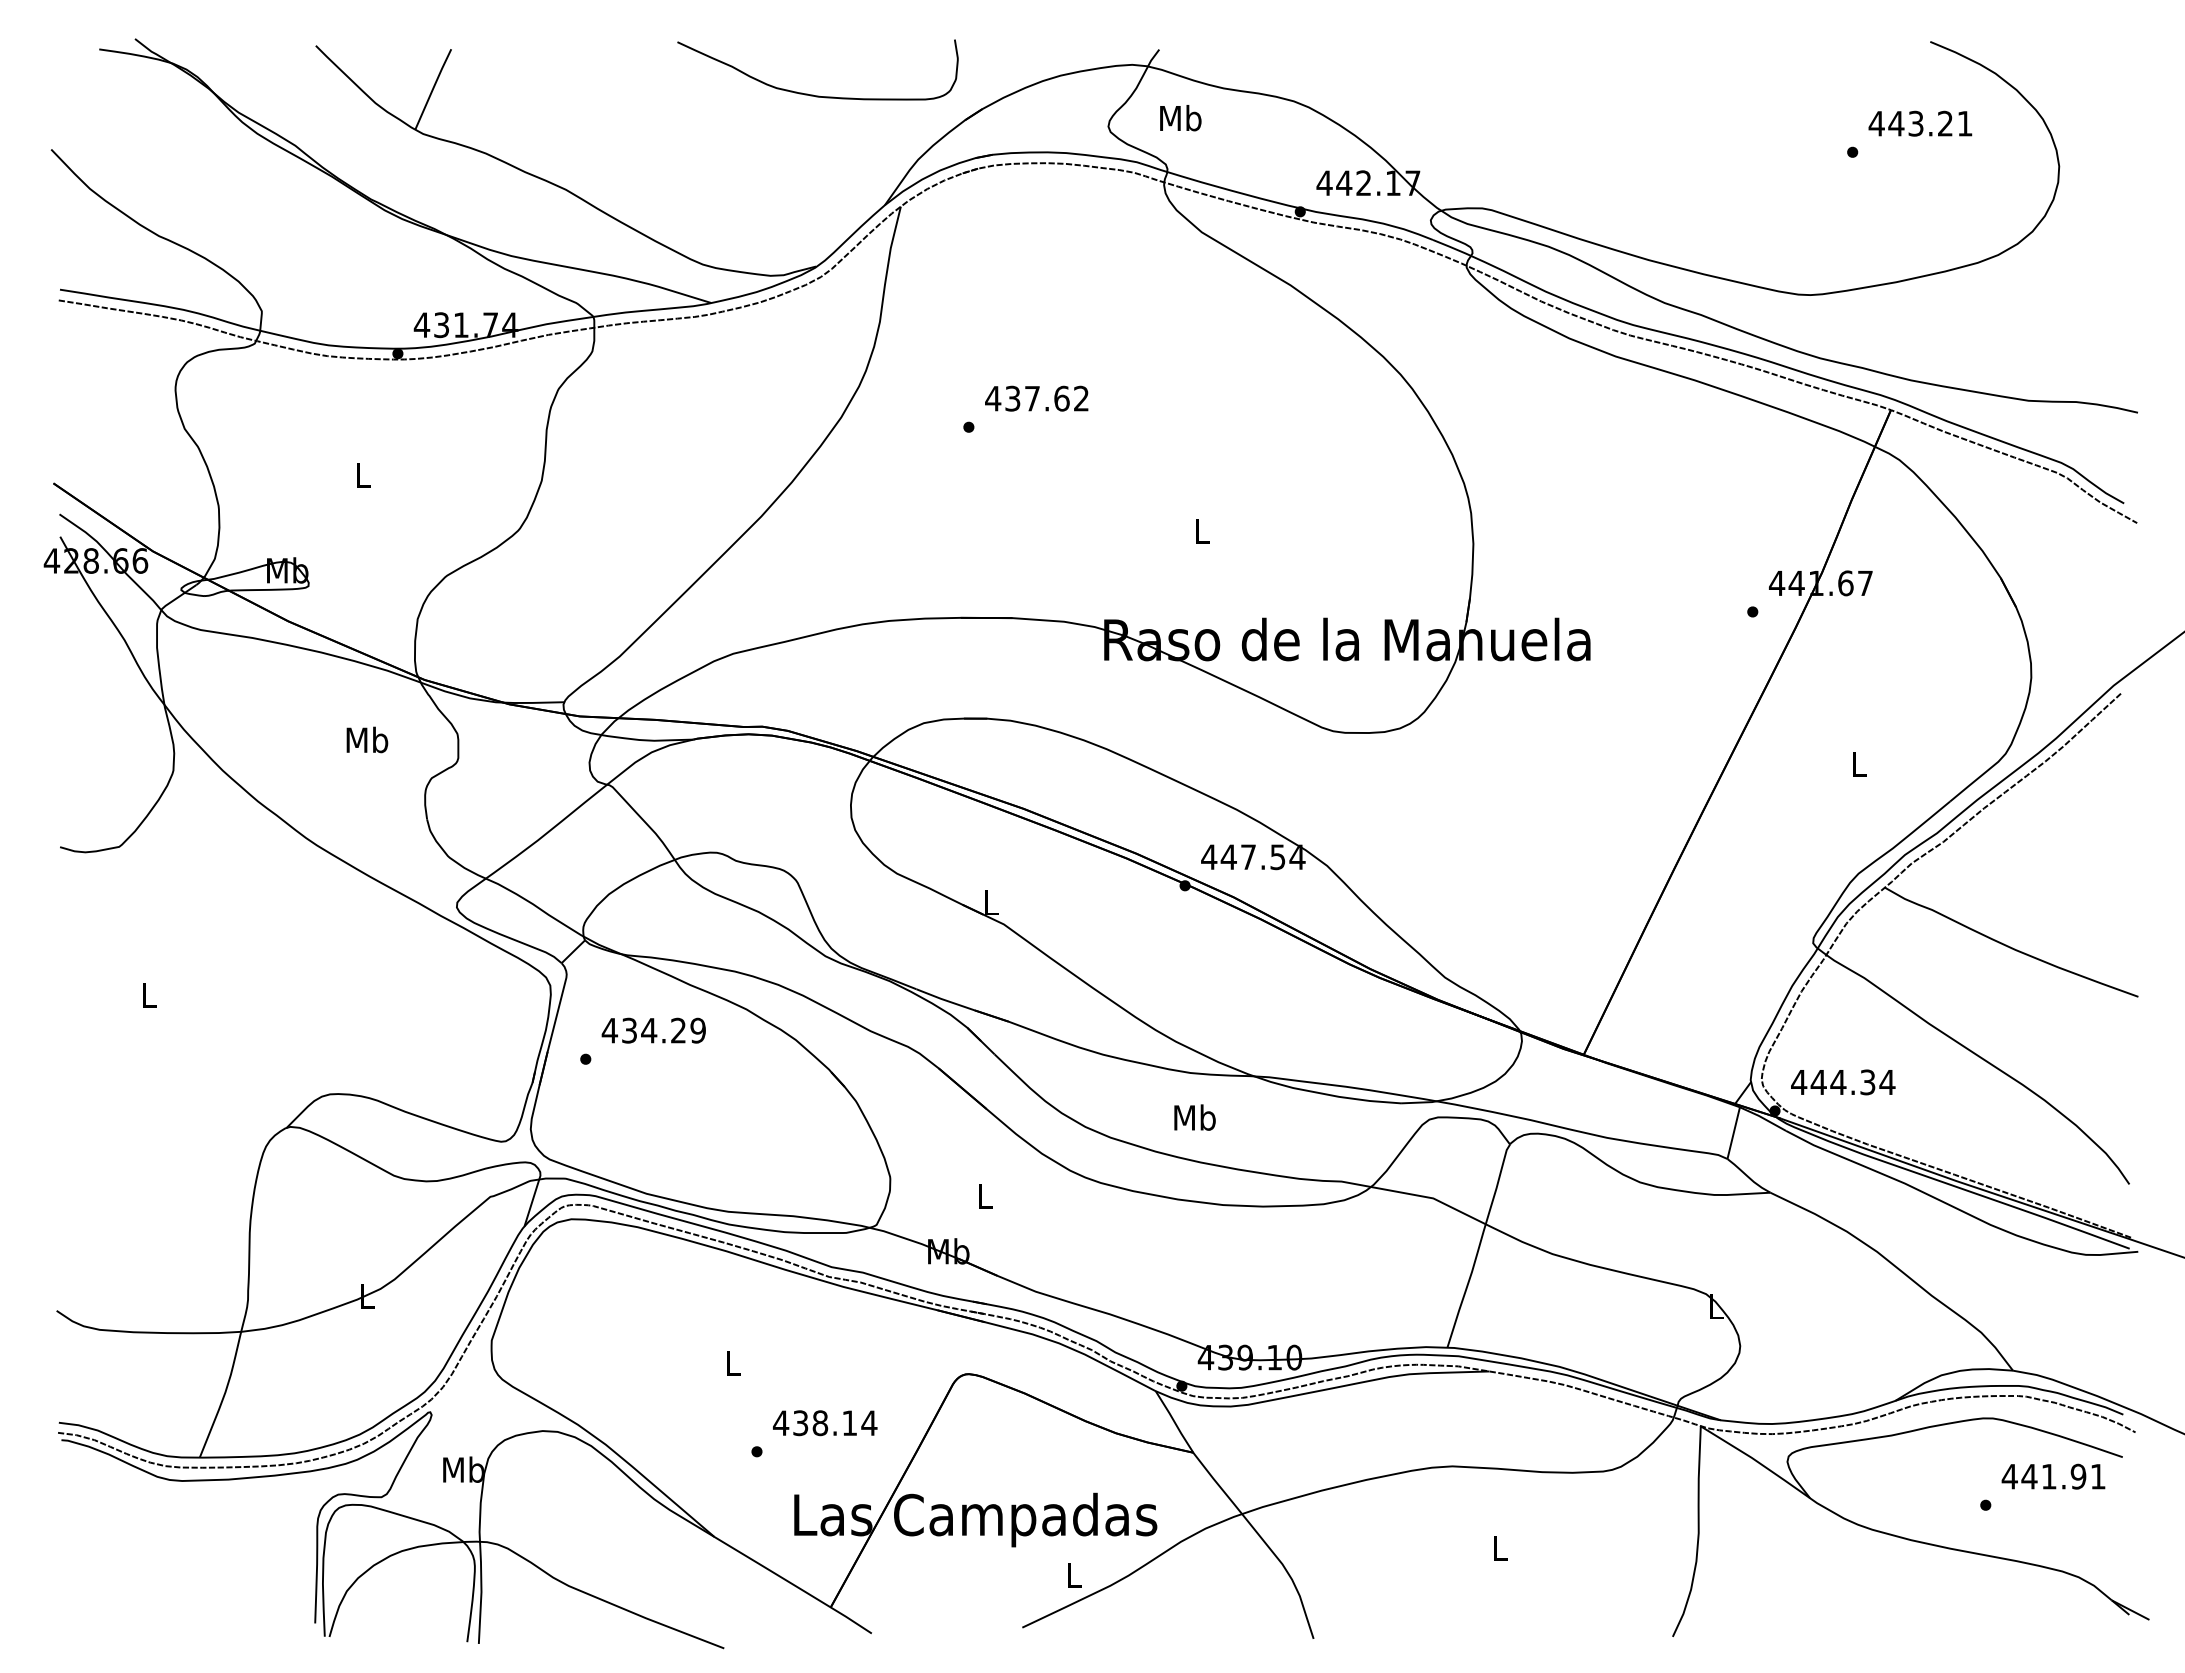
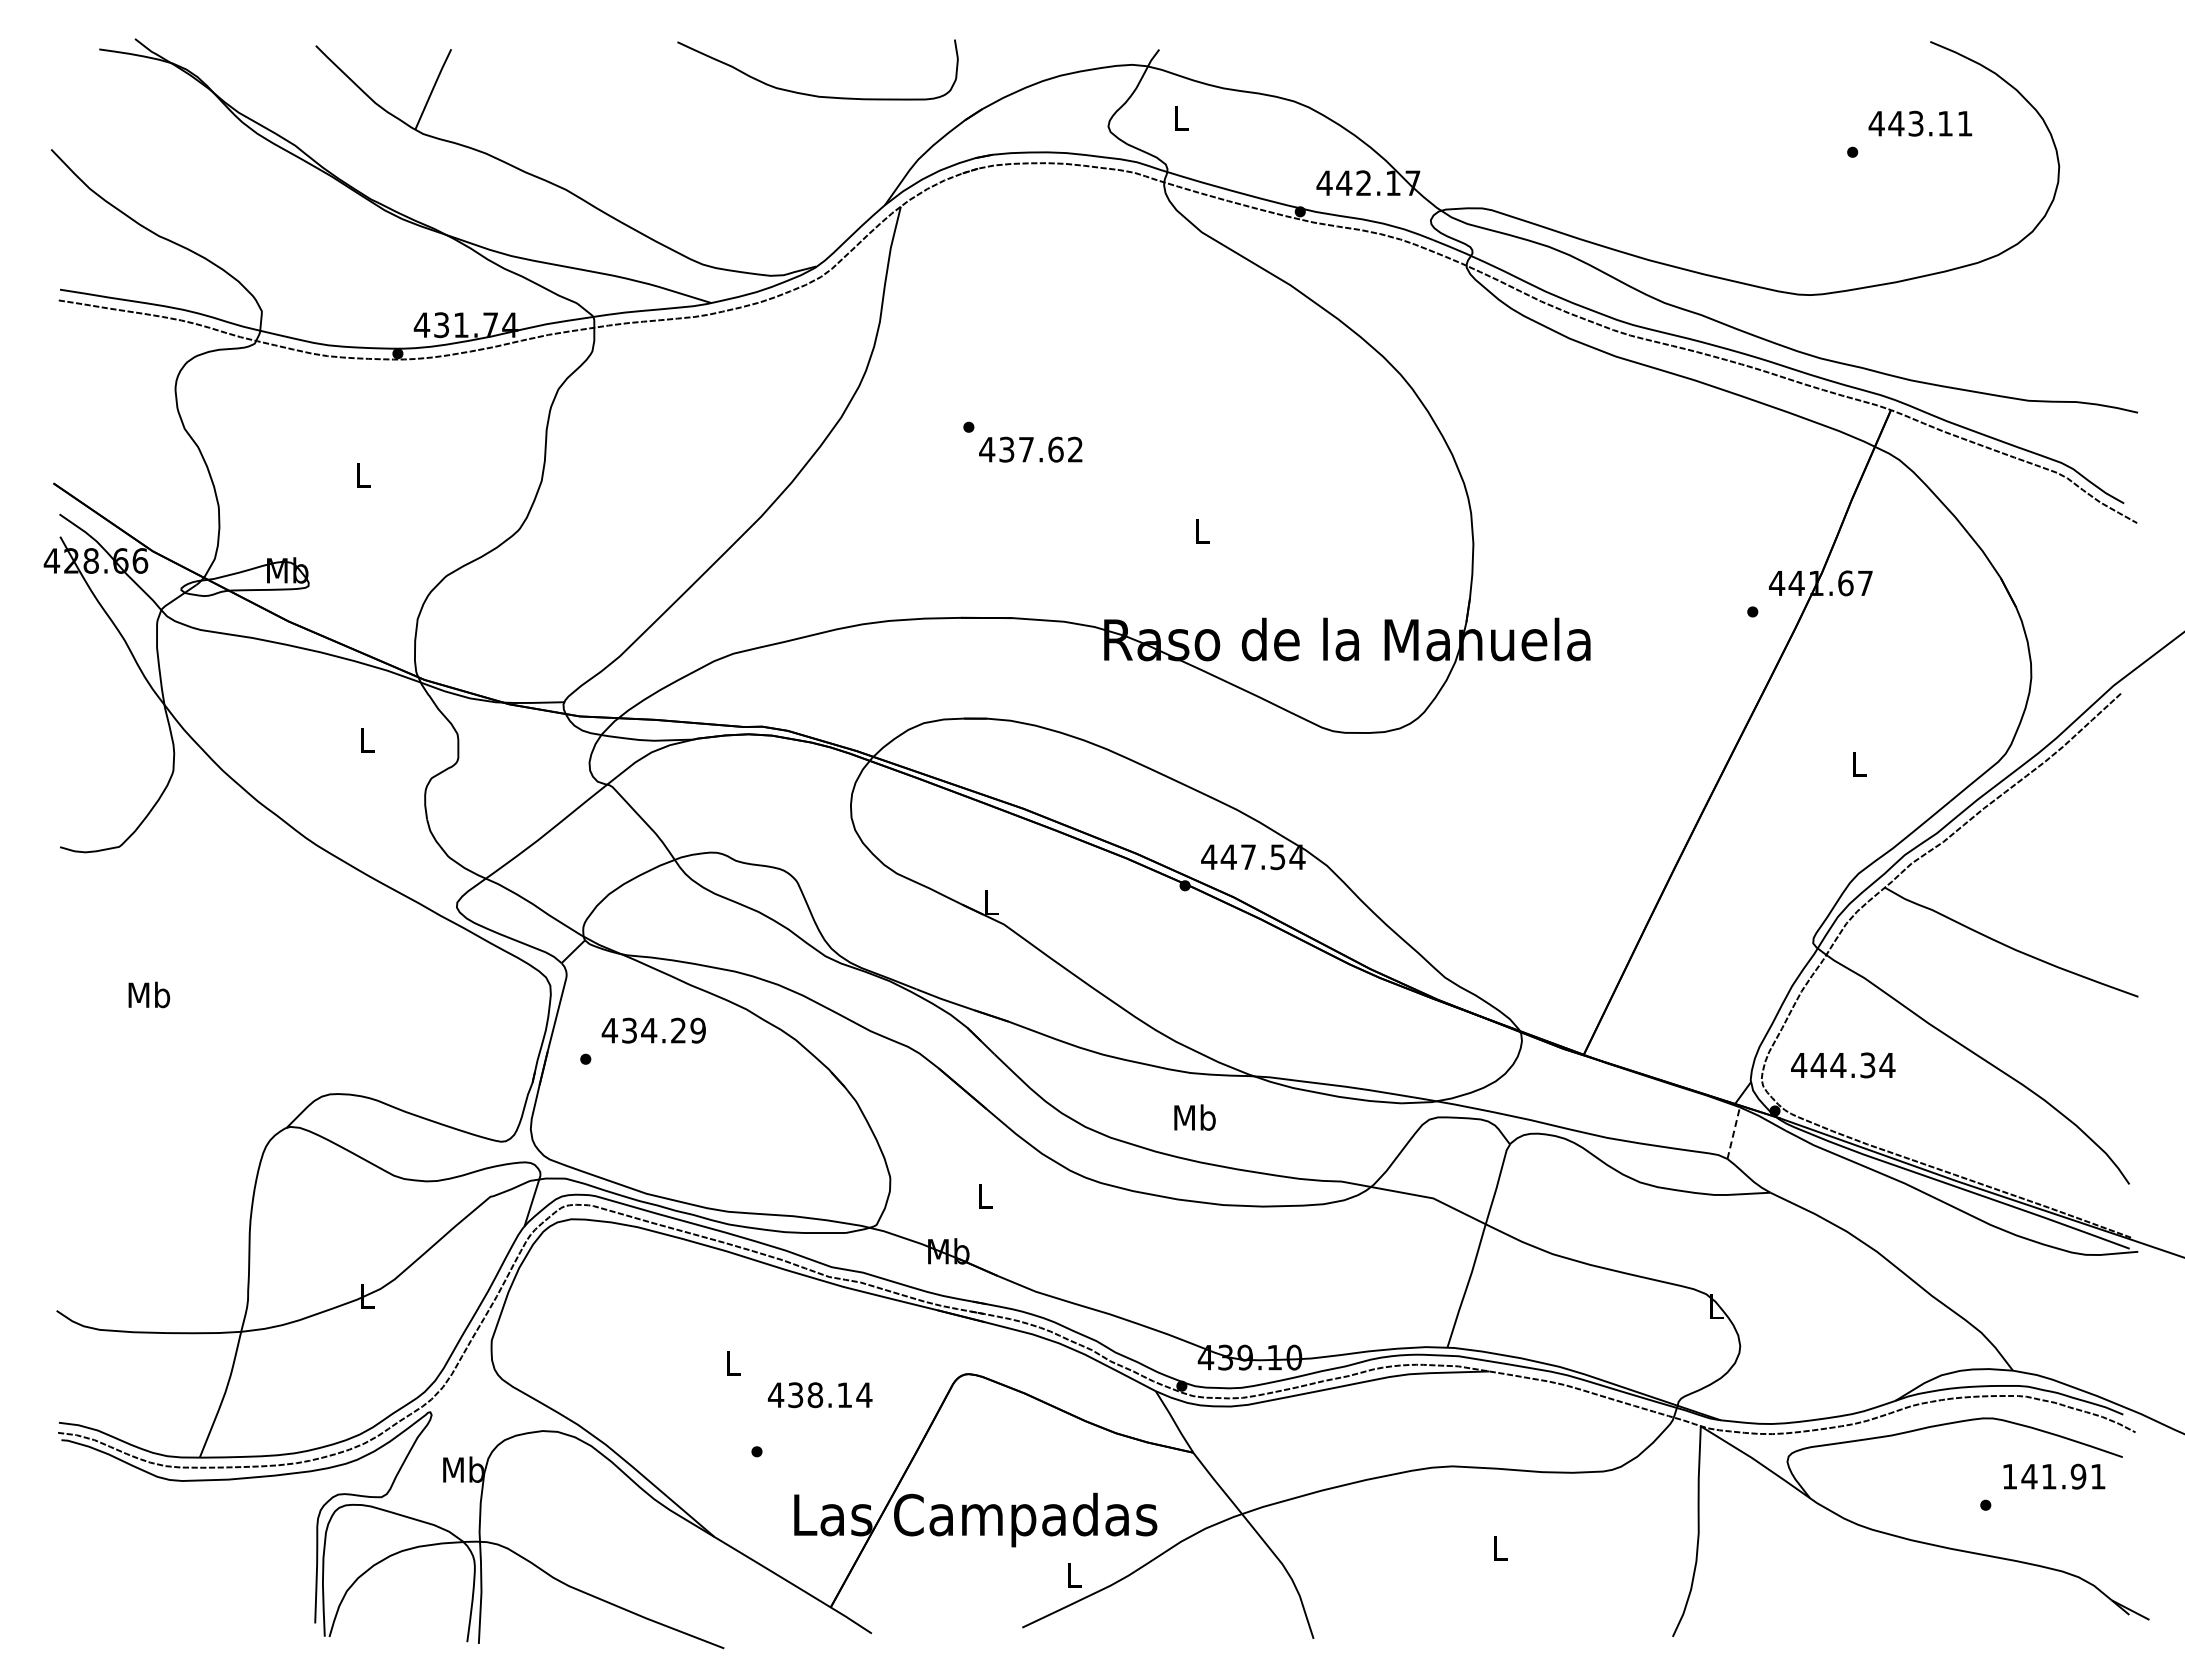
text: Mb -> L (1180, 118)
text: 443.21 -> 443.11 (1945, 123)
text position: (1036, 398) -> (1030, 449) (1030, 449)
text: Mb -> L (367, 739)
text: L -> Mb (149, 994)
text position: (1843, 1082) -> (1843, 1065) (1843, 1065)
line: solid -> dashed (1733, 1133)
text position: (825, 1423) -> (820, 1395) (820, 1395)
text: 441.91 -> 141.91 (2009, 1476)
